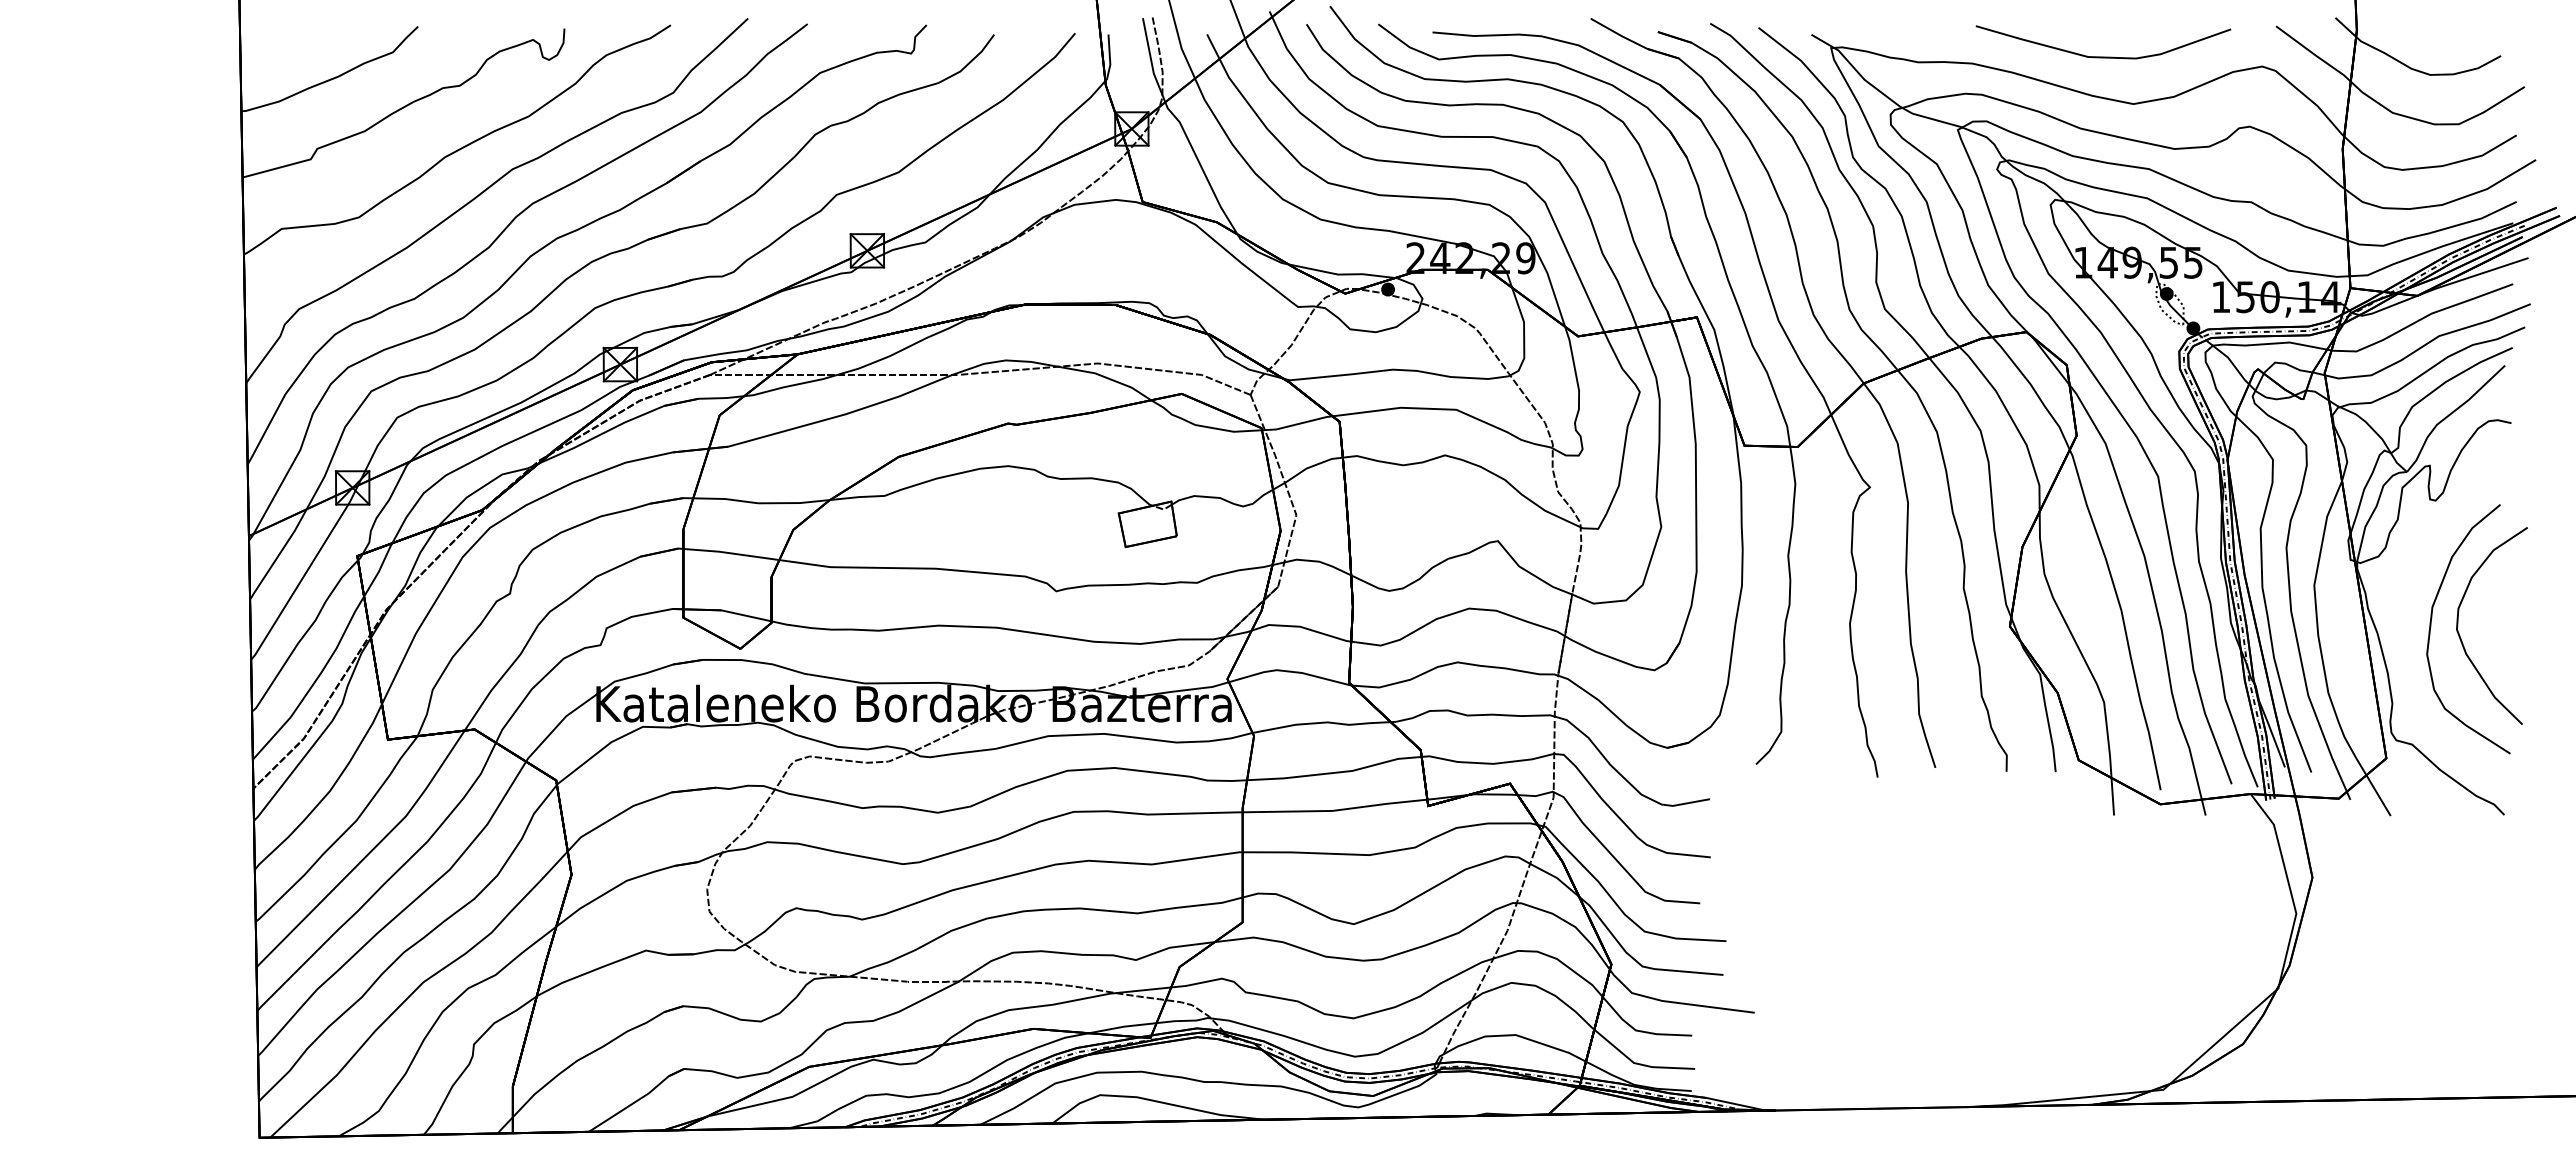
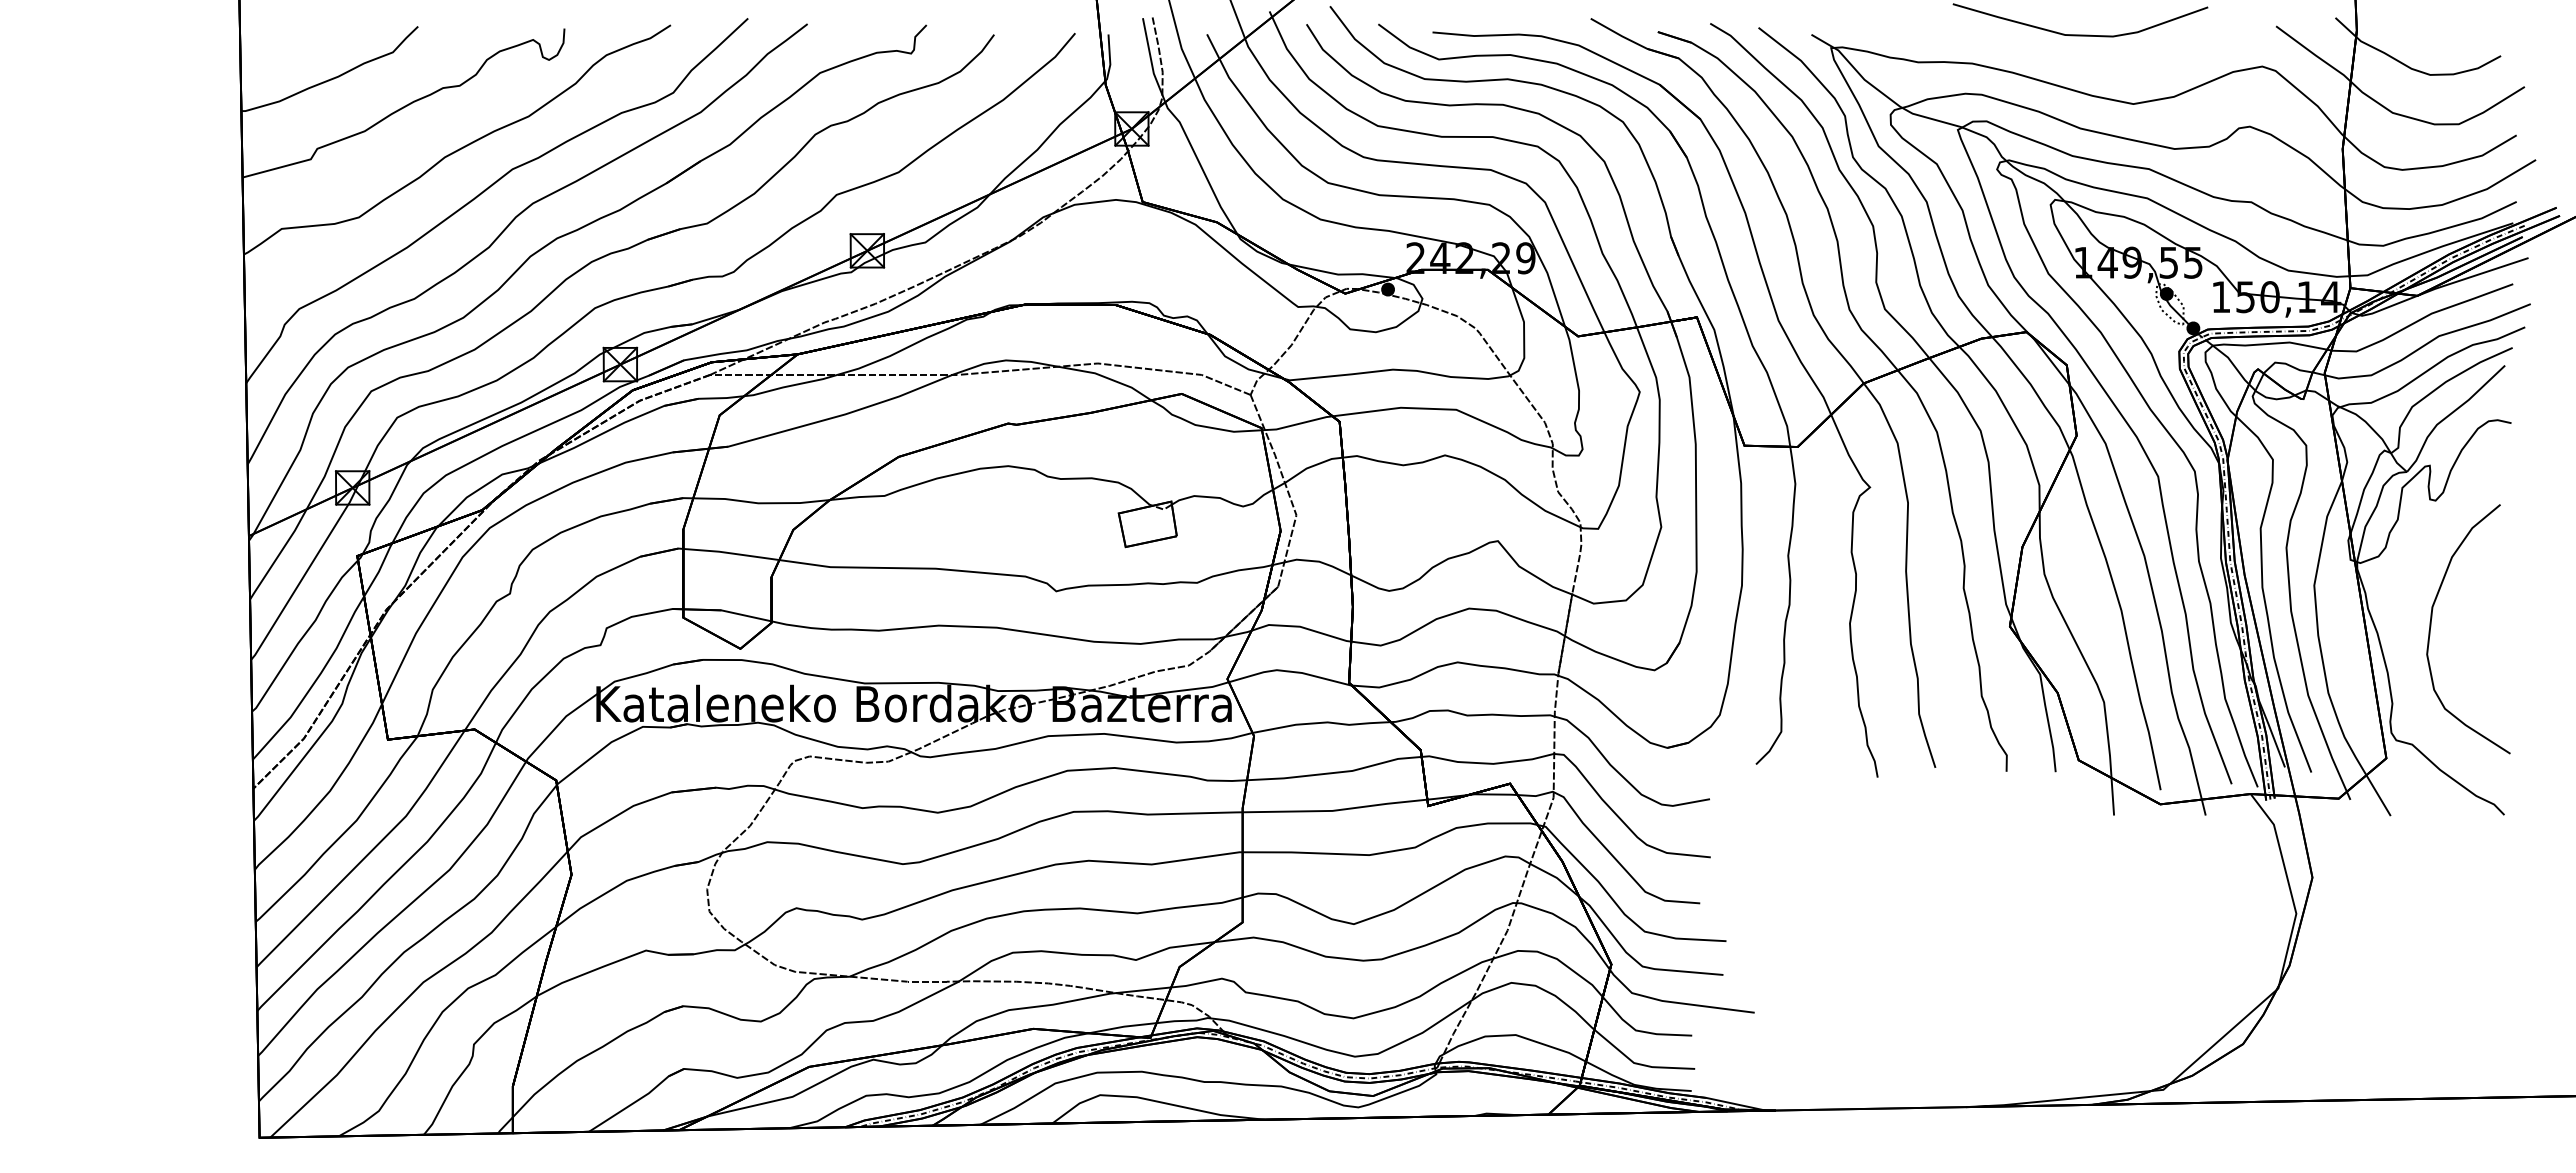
curve position: (2103, 56) -> (2080, 34) (2080, 34)
curve: present -> none (2460, 635)
